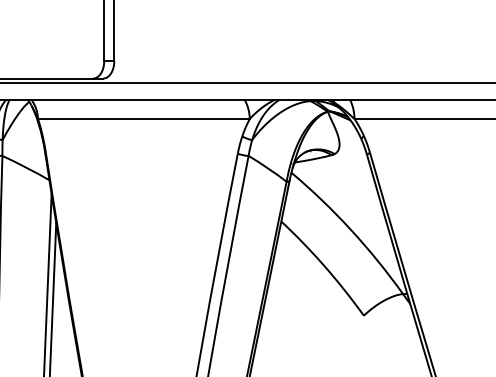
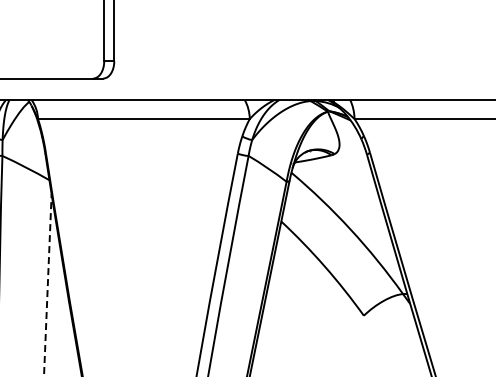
line: present -> none (247, 82)
line: solid -> dashed (47, 284)
line: present -> none (52, 298)
